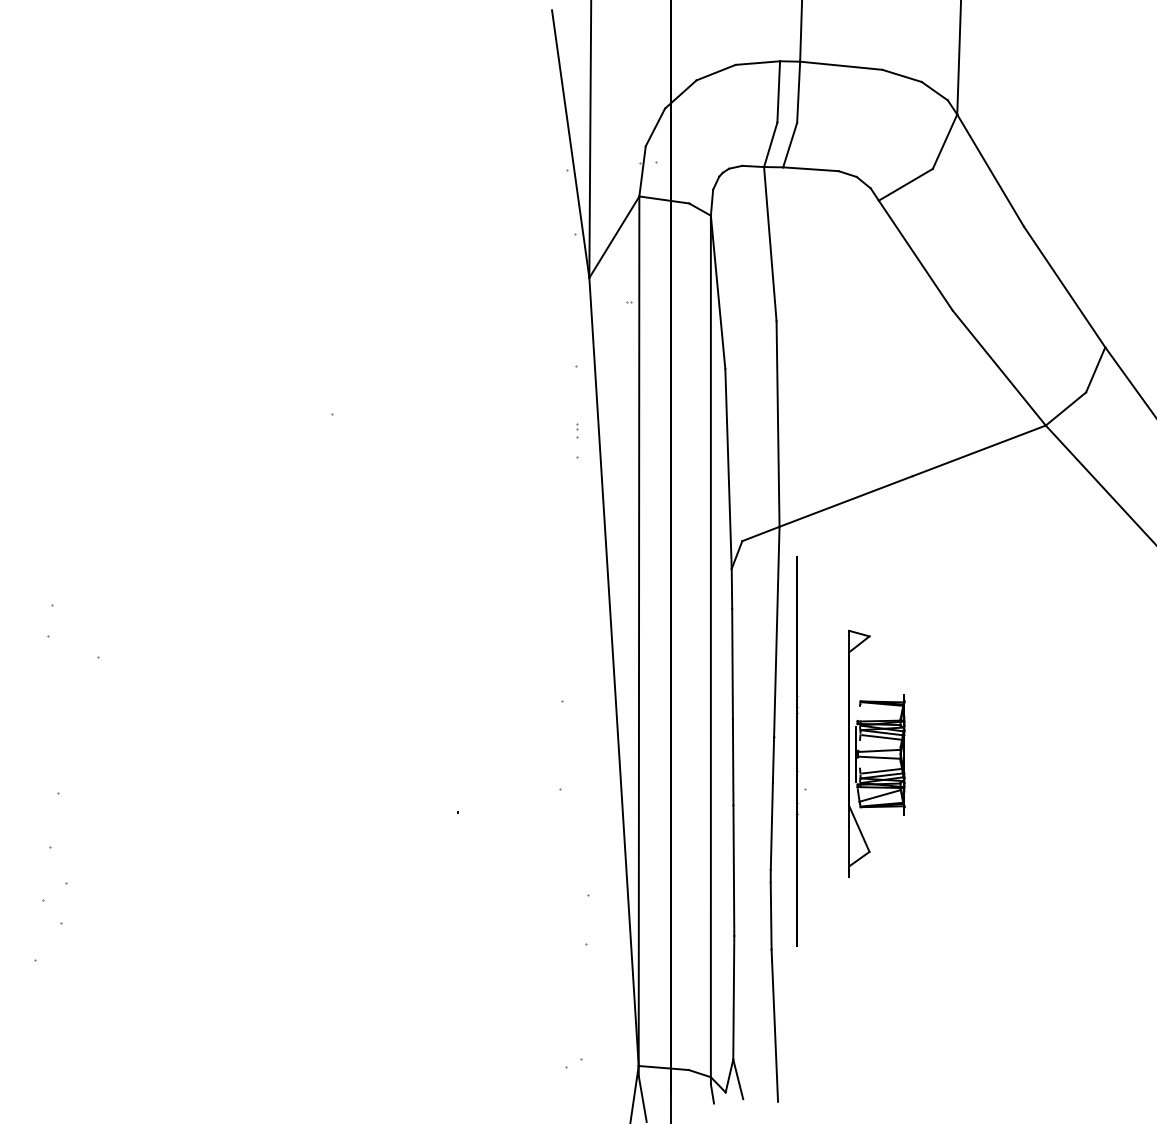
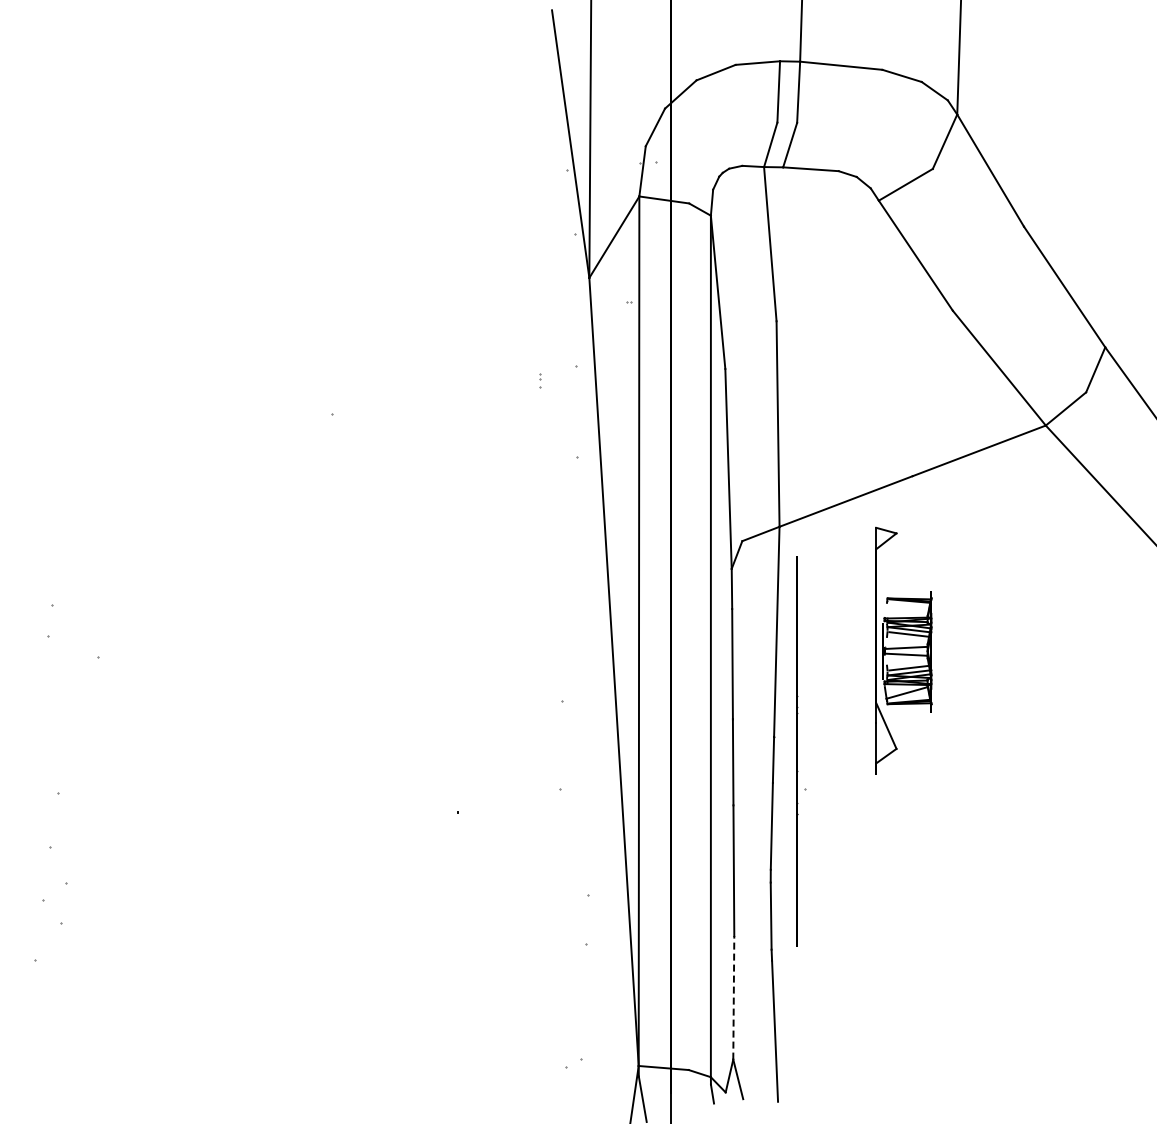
part position: (577, 430) -> (540, 380) (540, 380)
part position: (876, 753) -> (903, 650) (903, 650)
line: solid -> dashed (733, 997)
